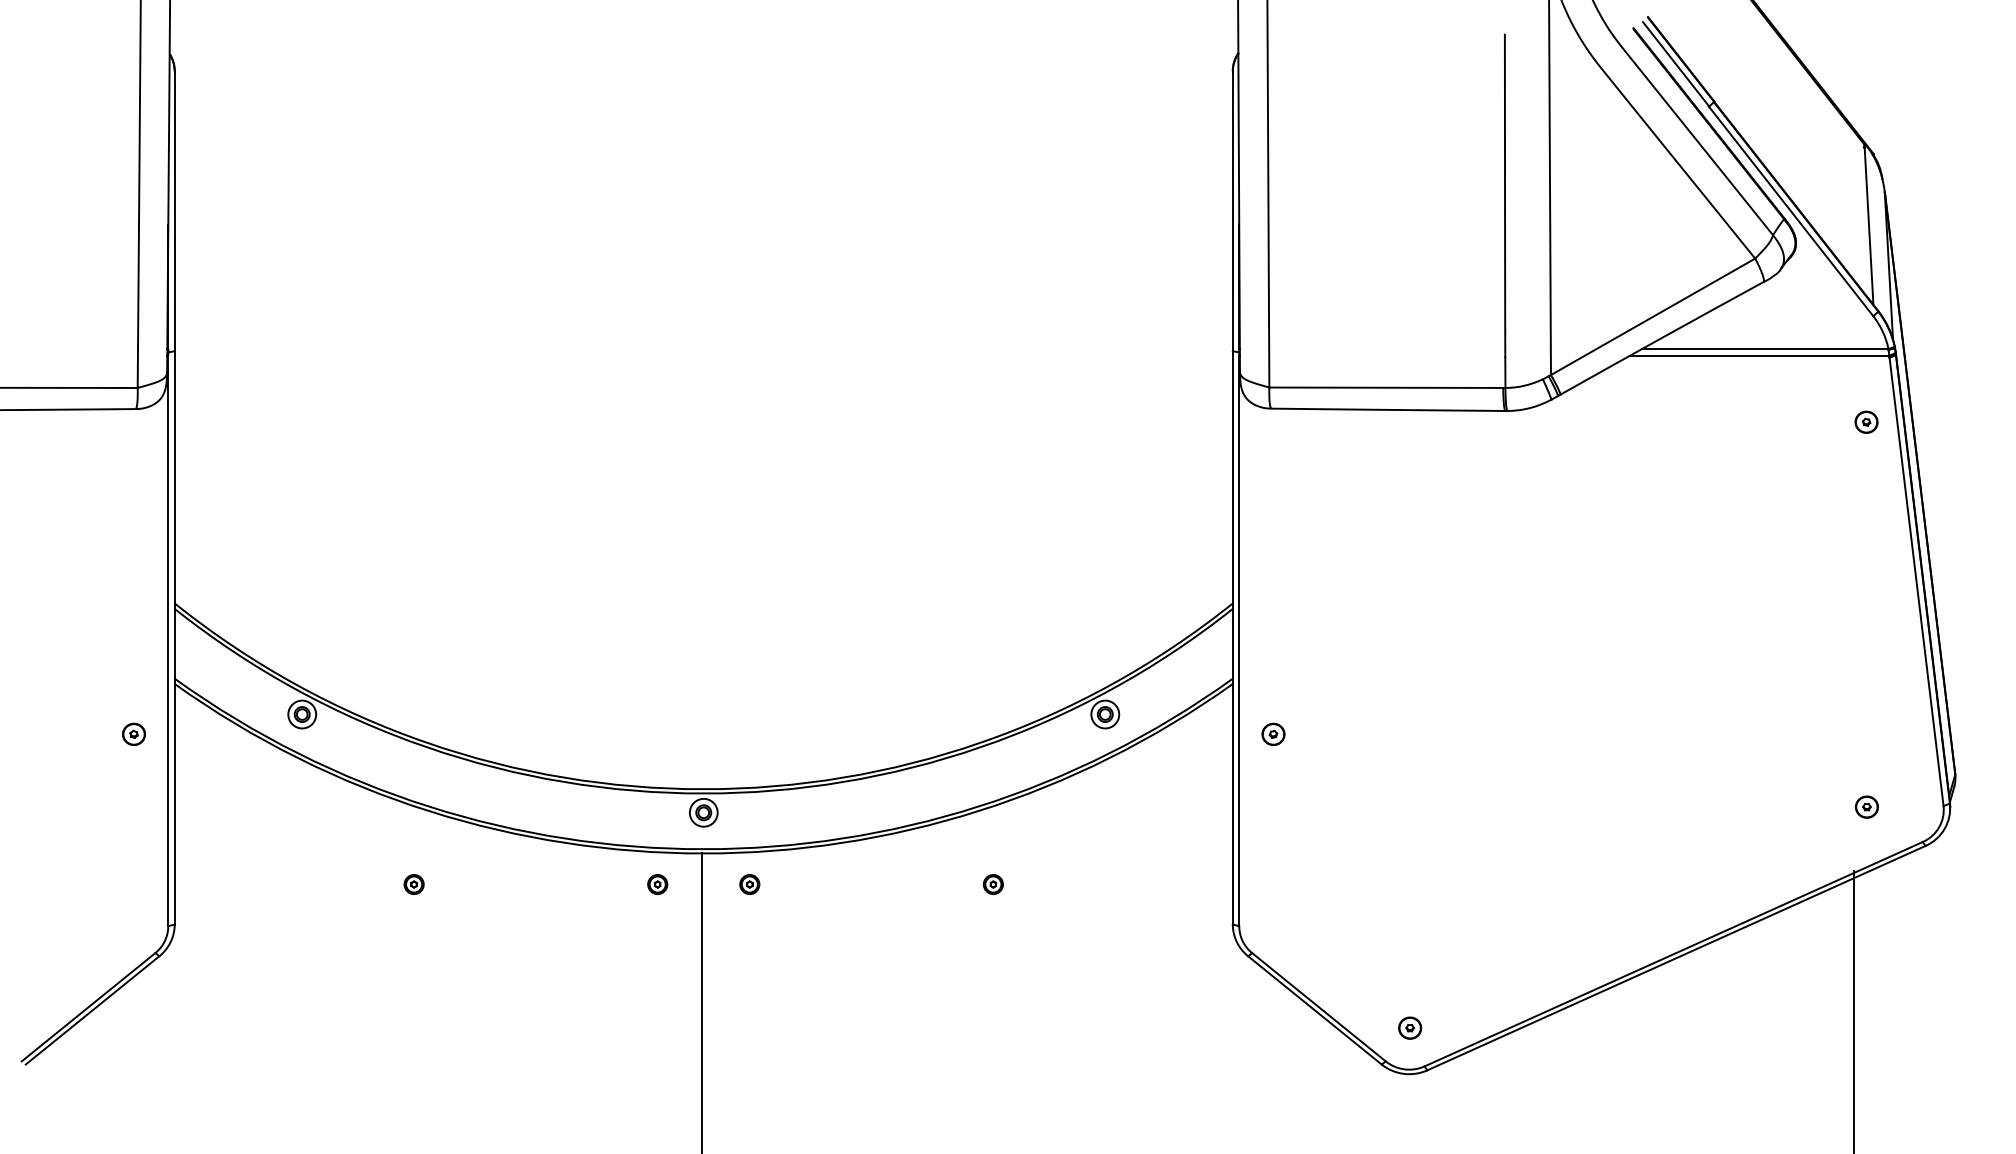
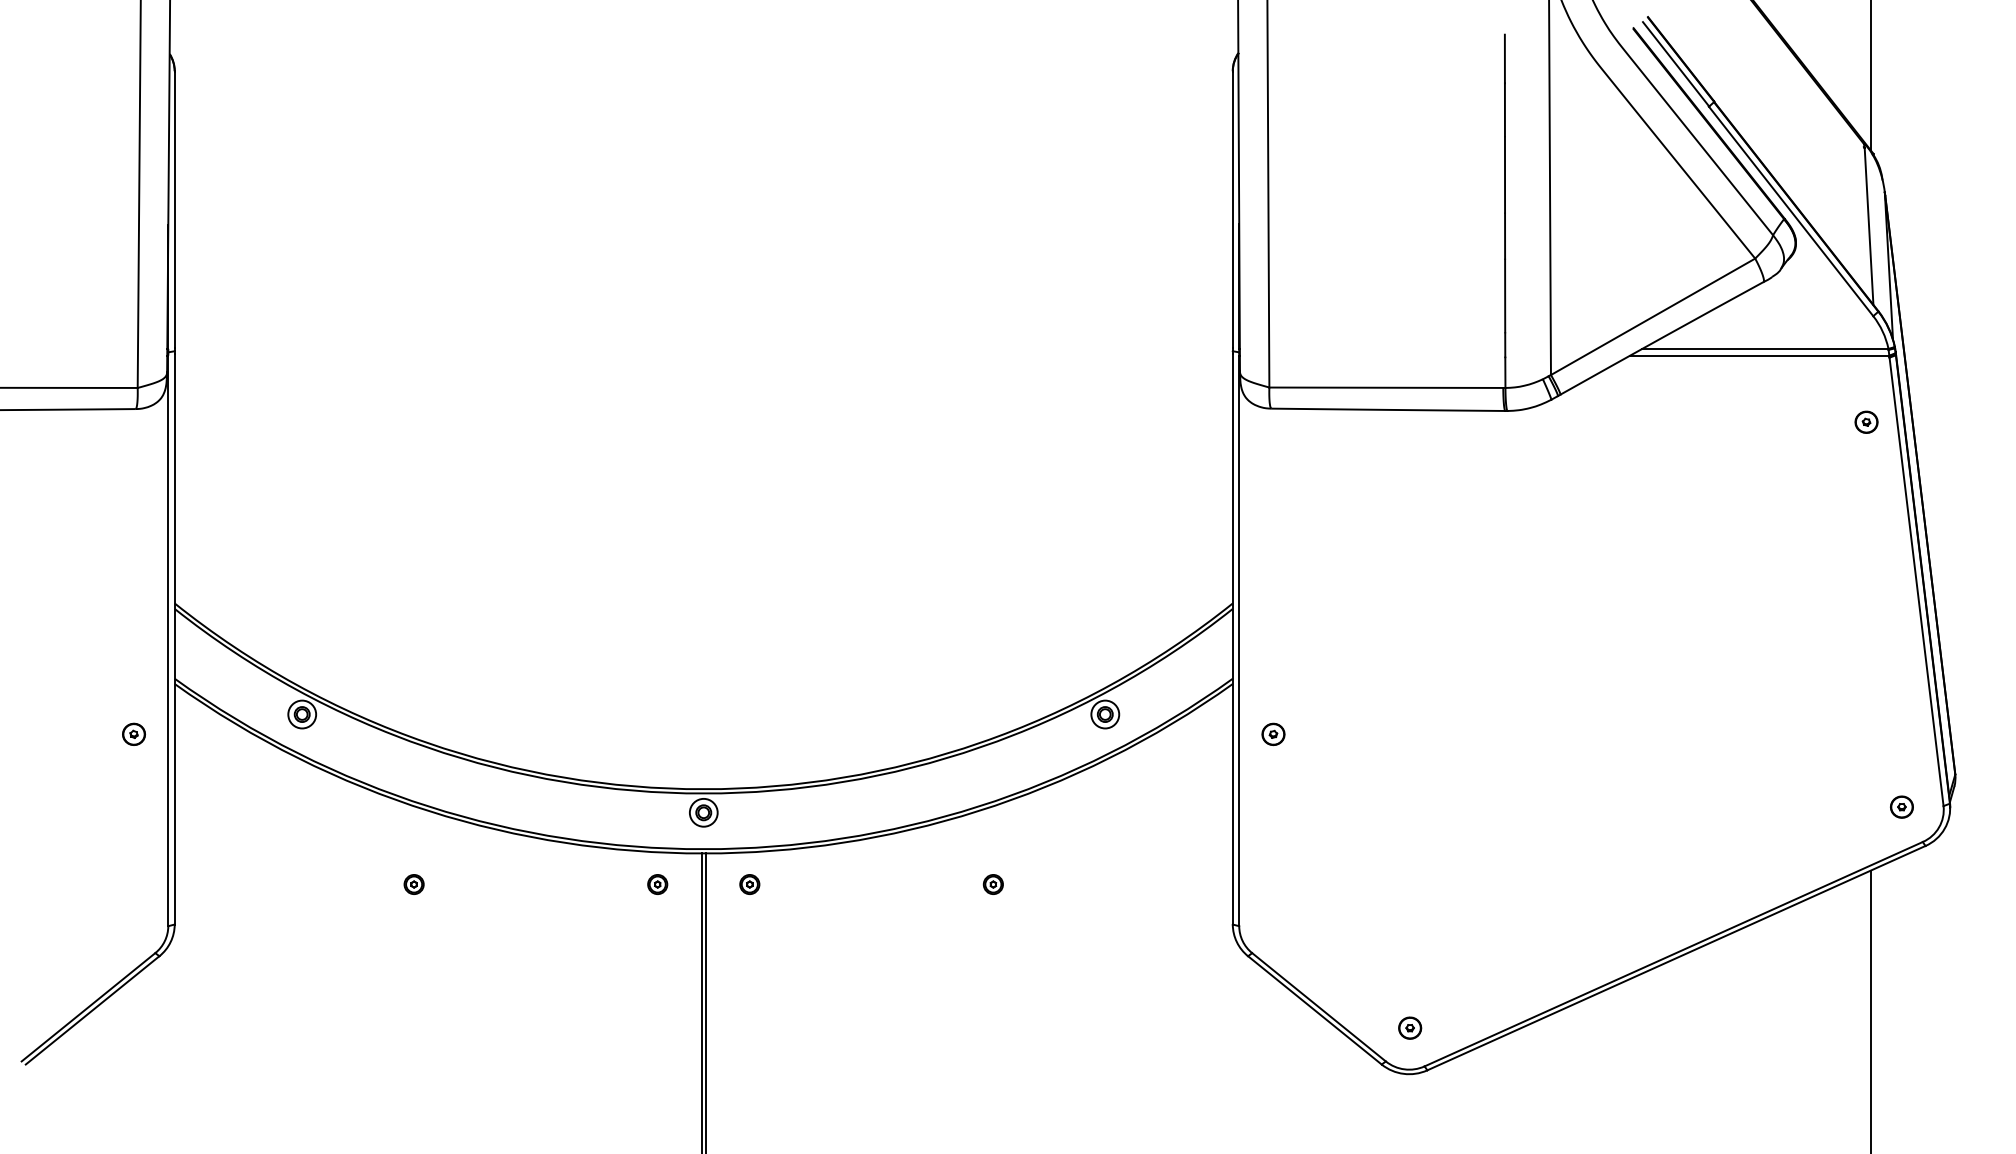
line: none -> present (1871, 76)
part position: (1866, 806) -> (1901, 806) (1901, 806)
line: none -> present (705, 1001)
line position: (1854, 1010) -> (1871, 1010) (1871, 1010)
